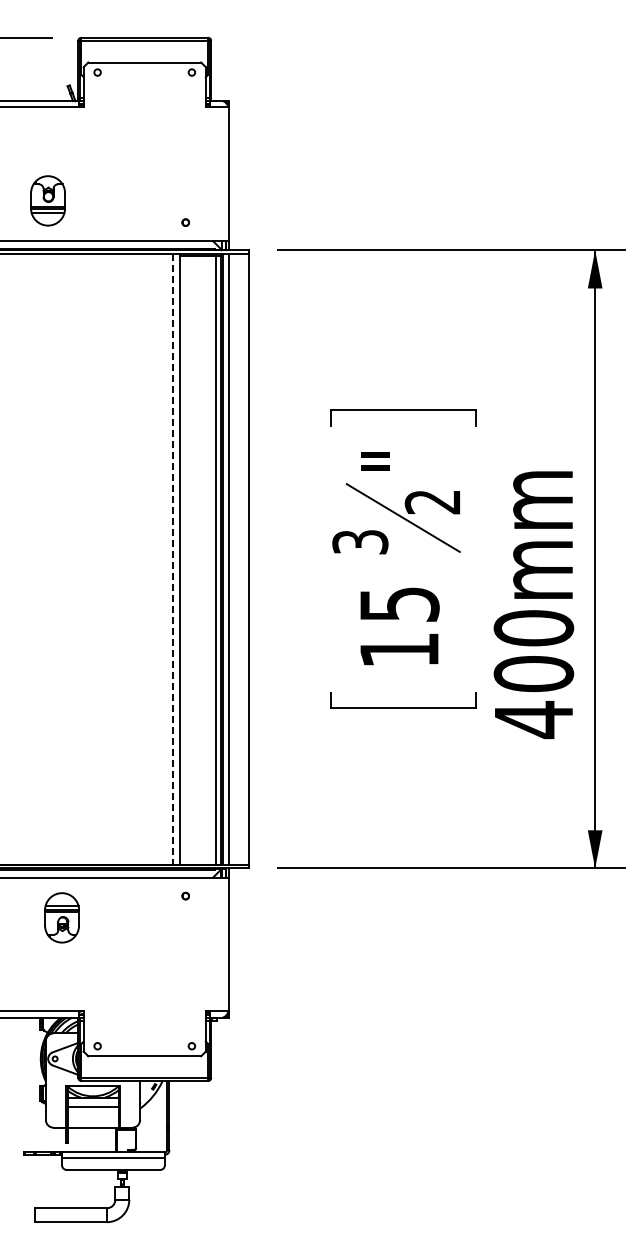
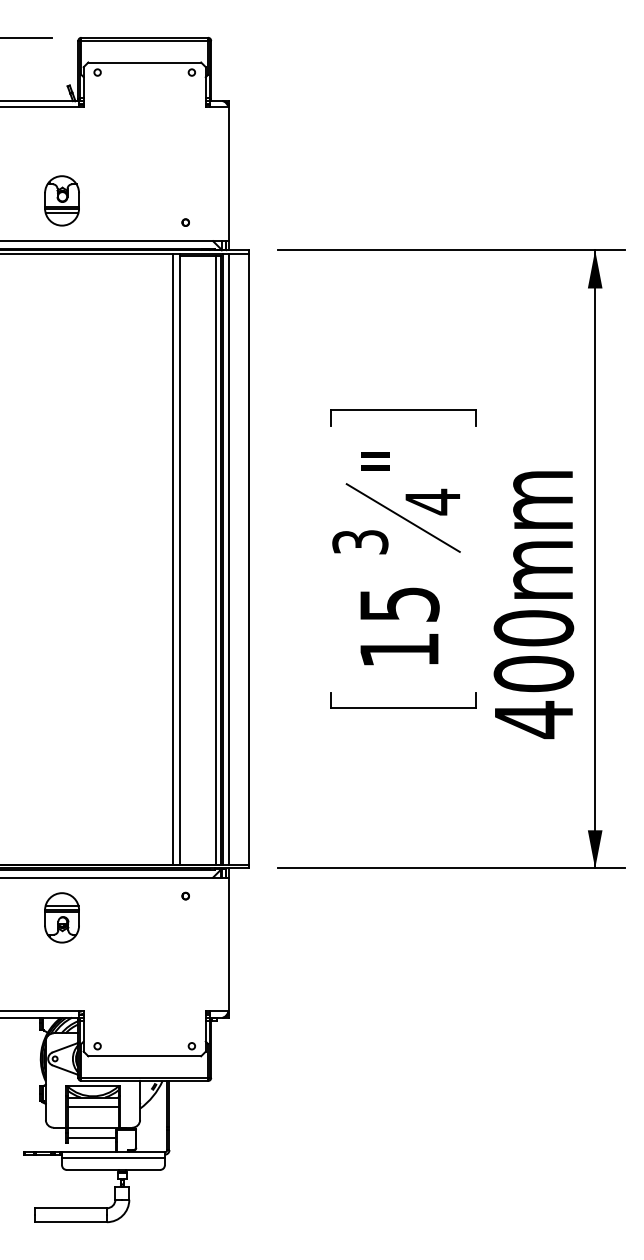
part position: (47, 200) -> (61, 200) (61, 200)
text: 2 -> 4 (432, 501)
line: dashed -> solid (173, 559)
line: none -> present (91, 1137)
